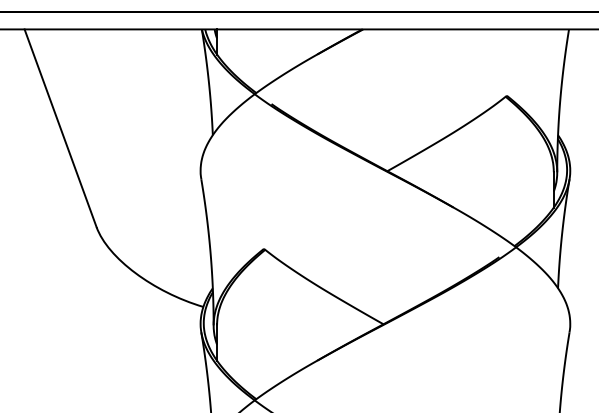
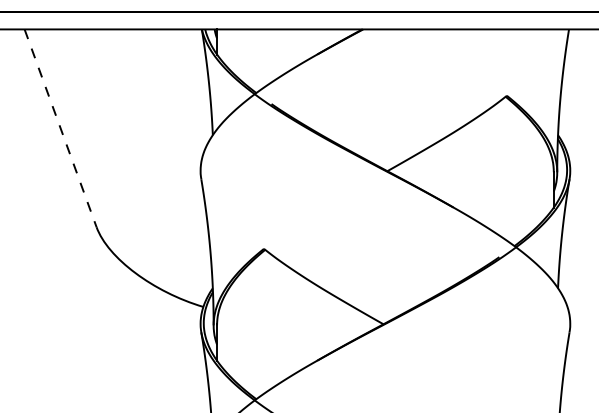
line: solid -> dashed (60, 128)
